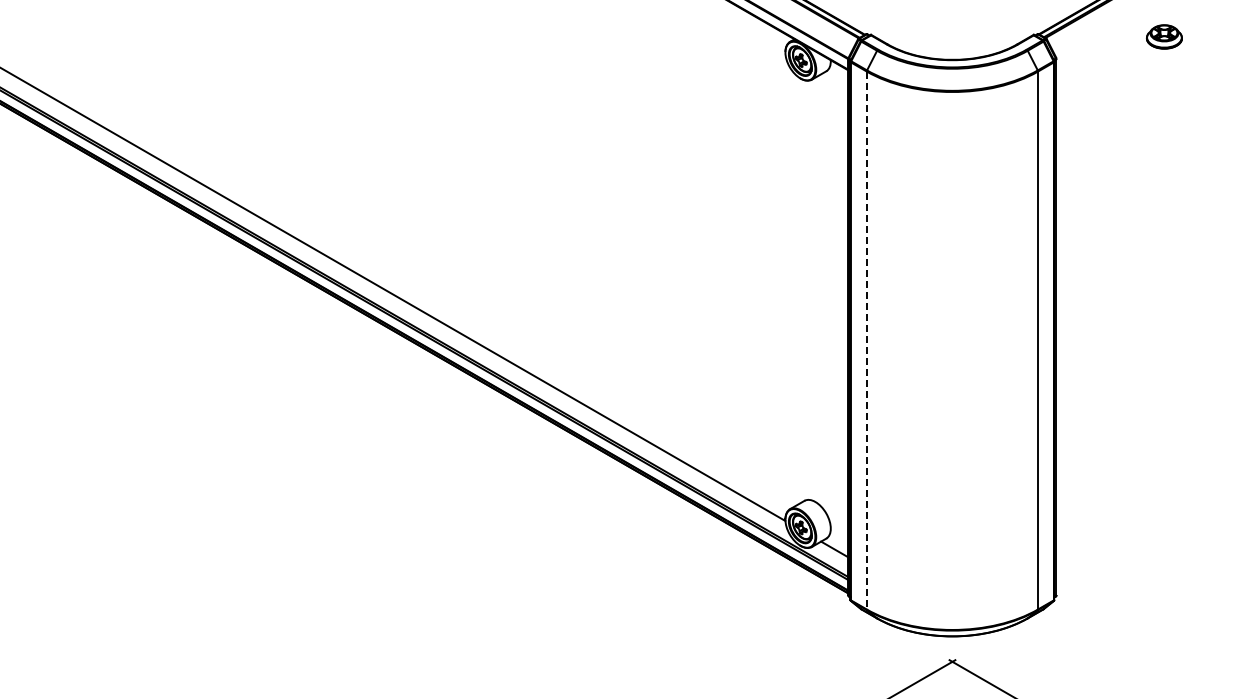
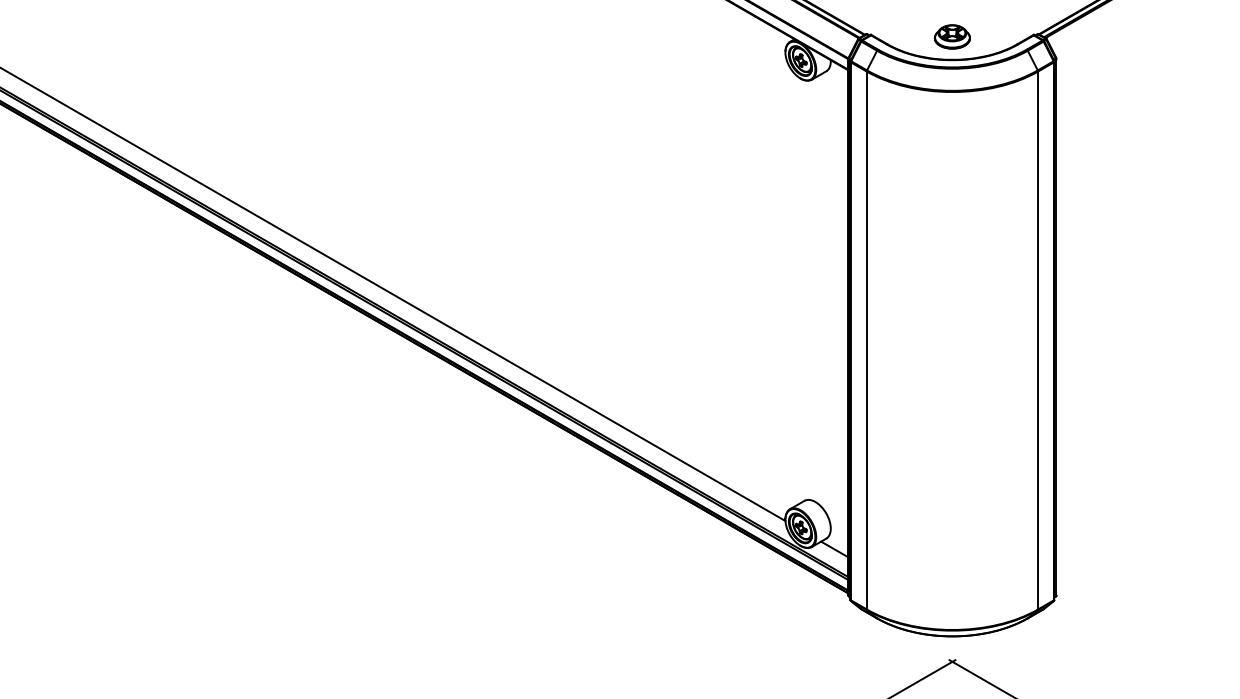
part position: (1164, 36) -> (952, 36) (952, 36)
line: dashed -> solid (866, 340)
